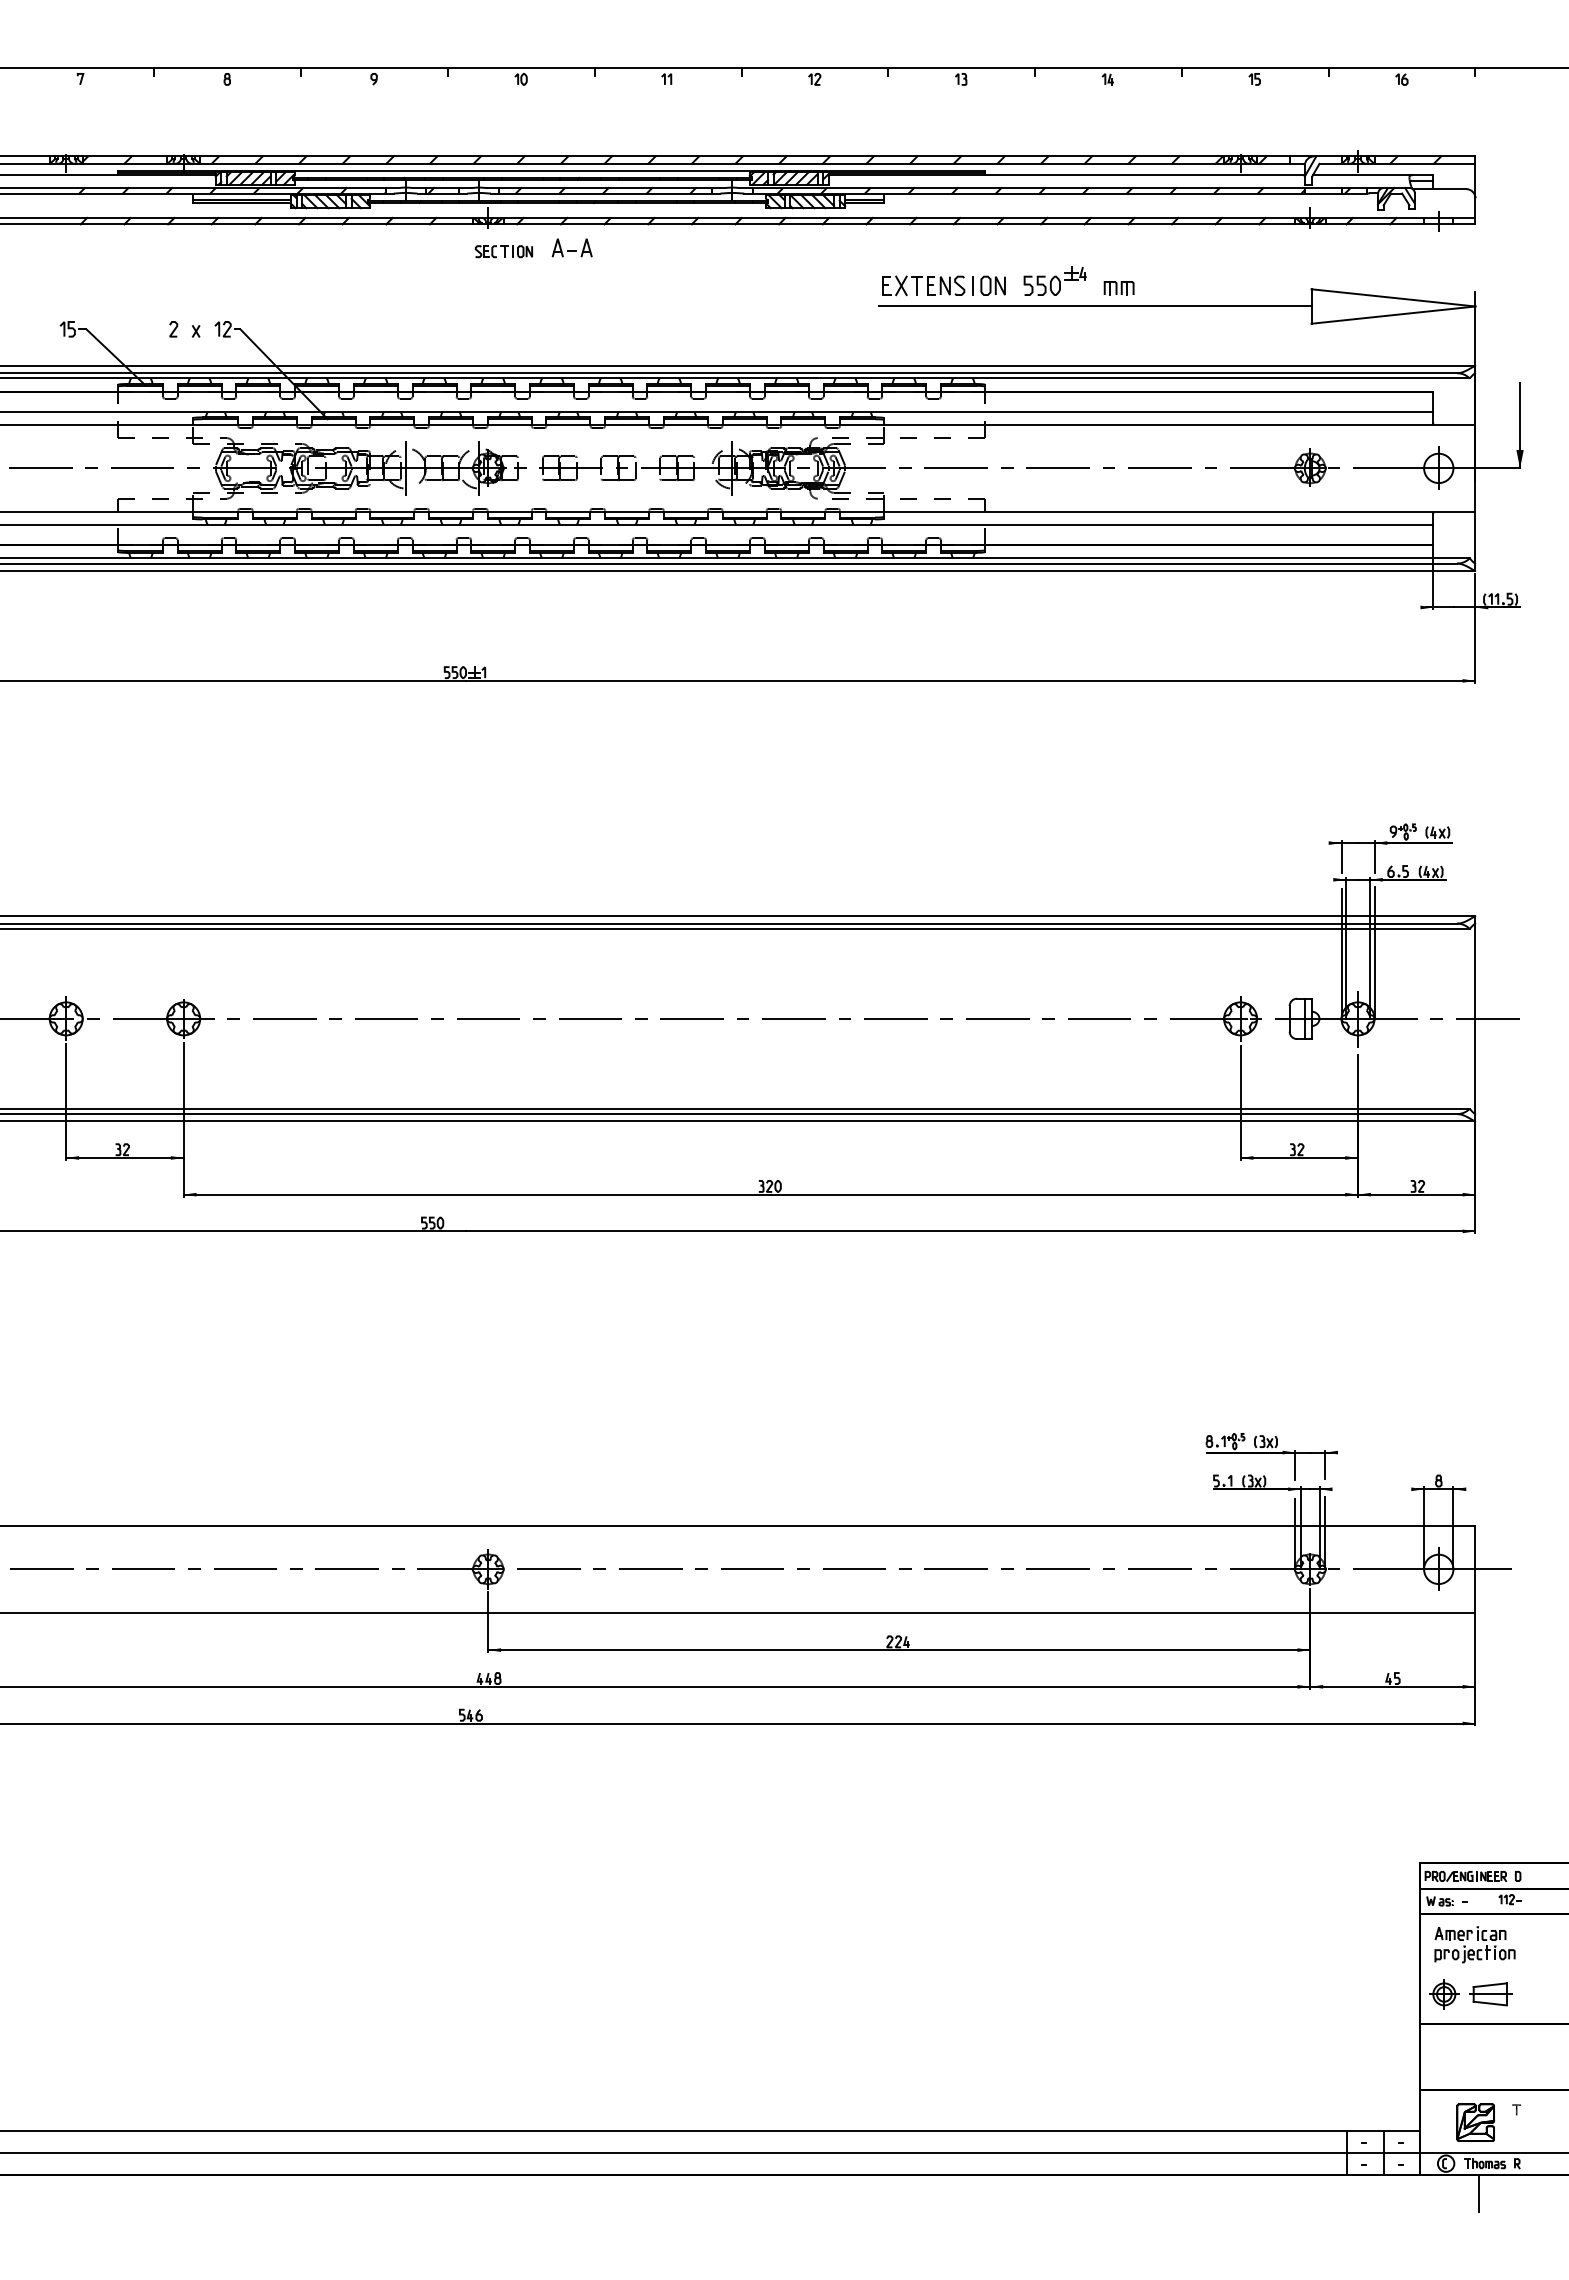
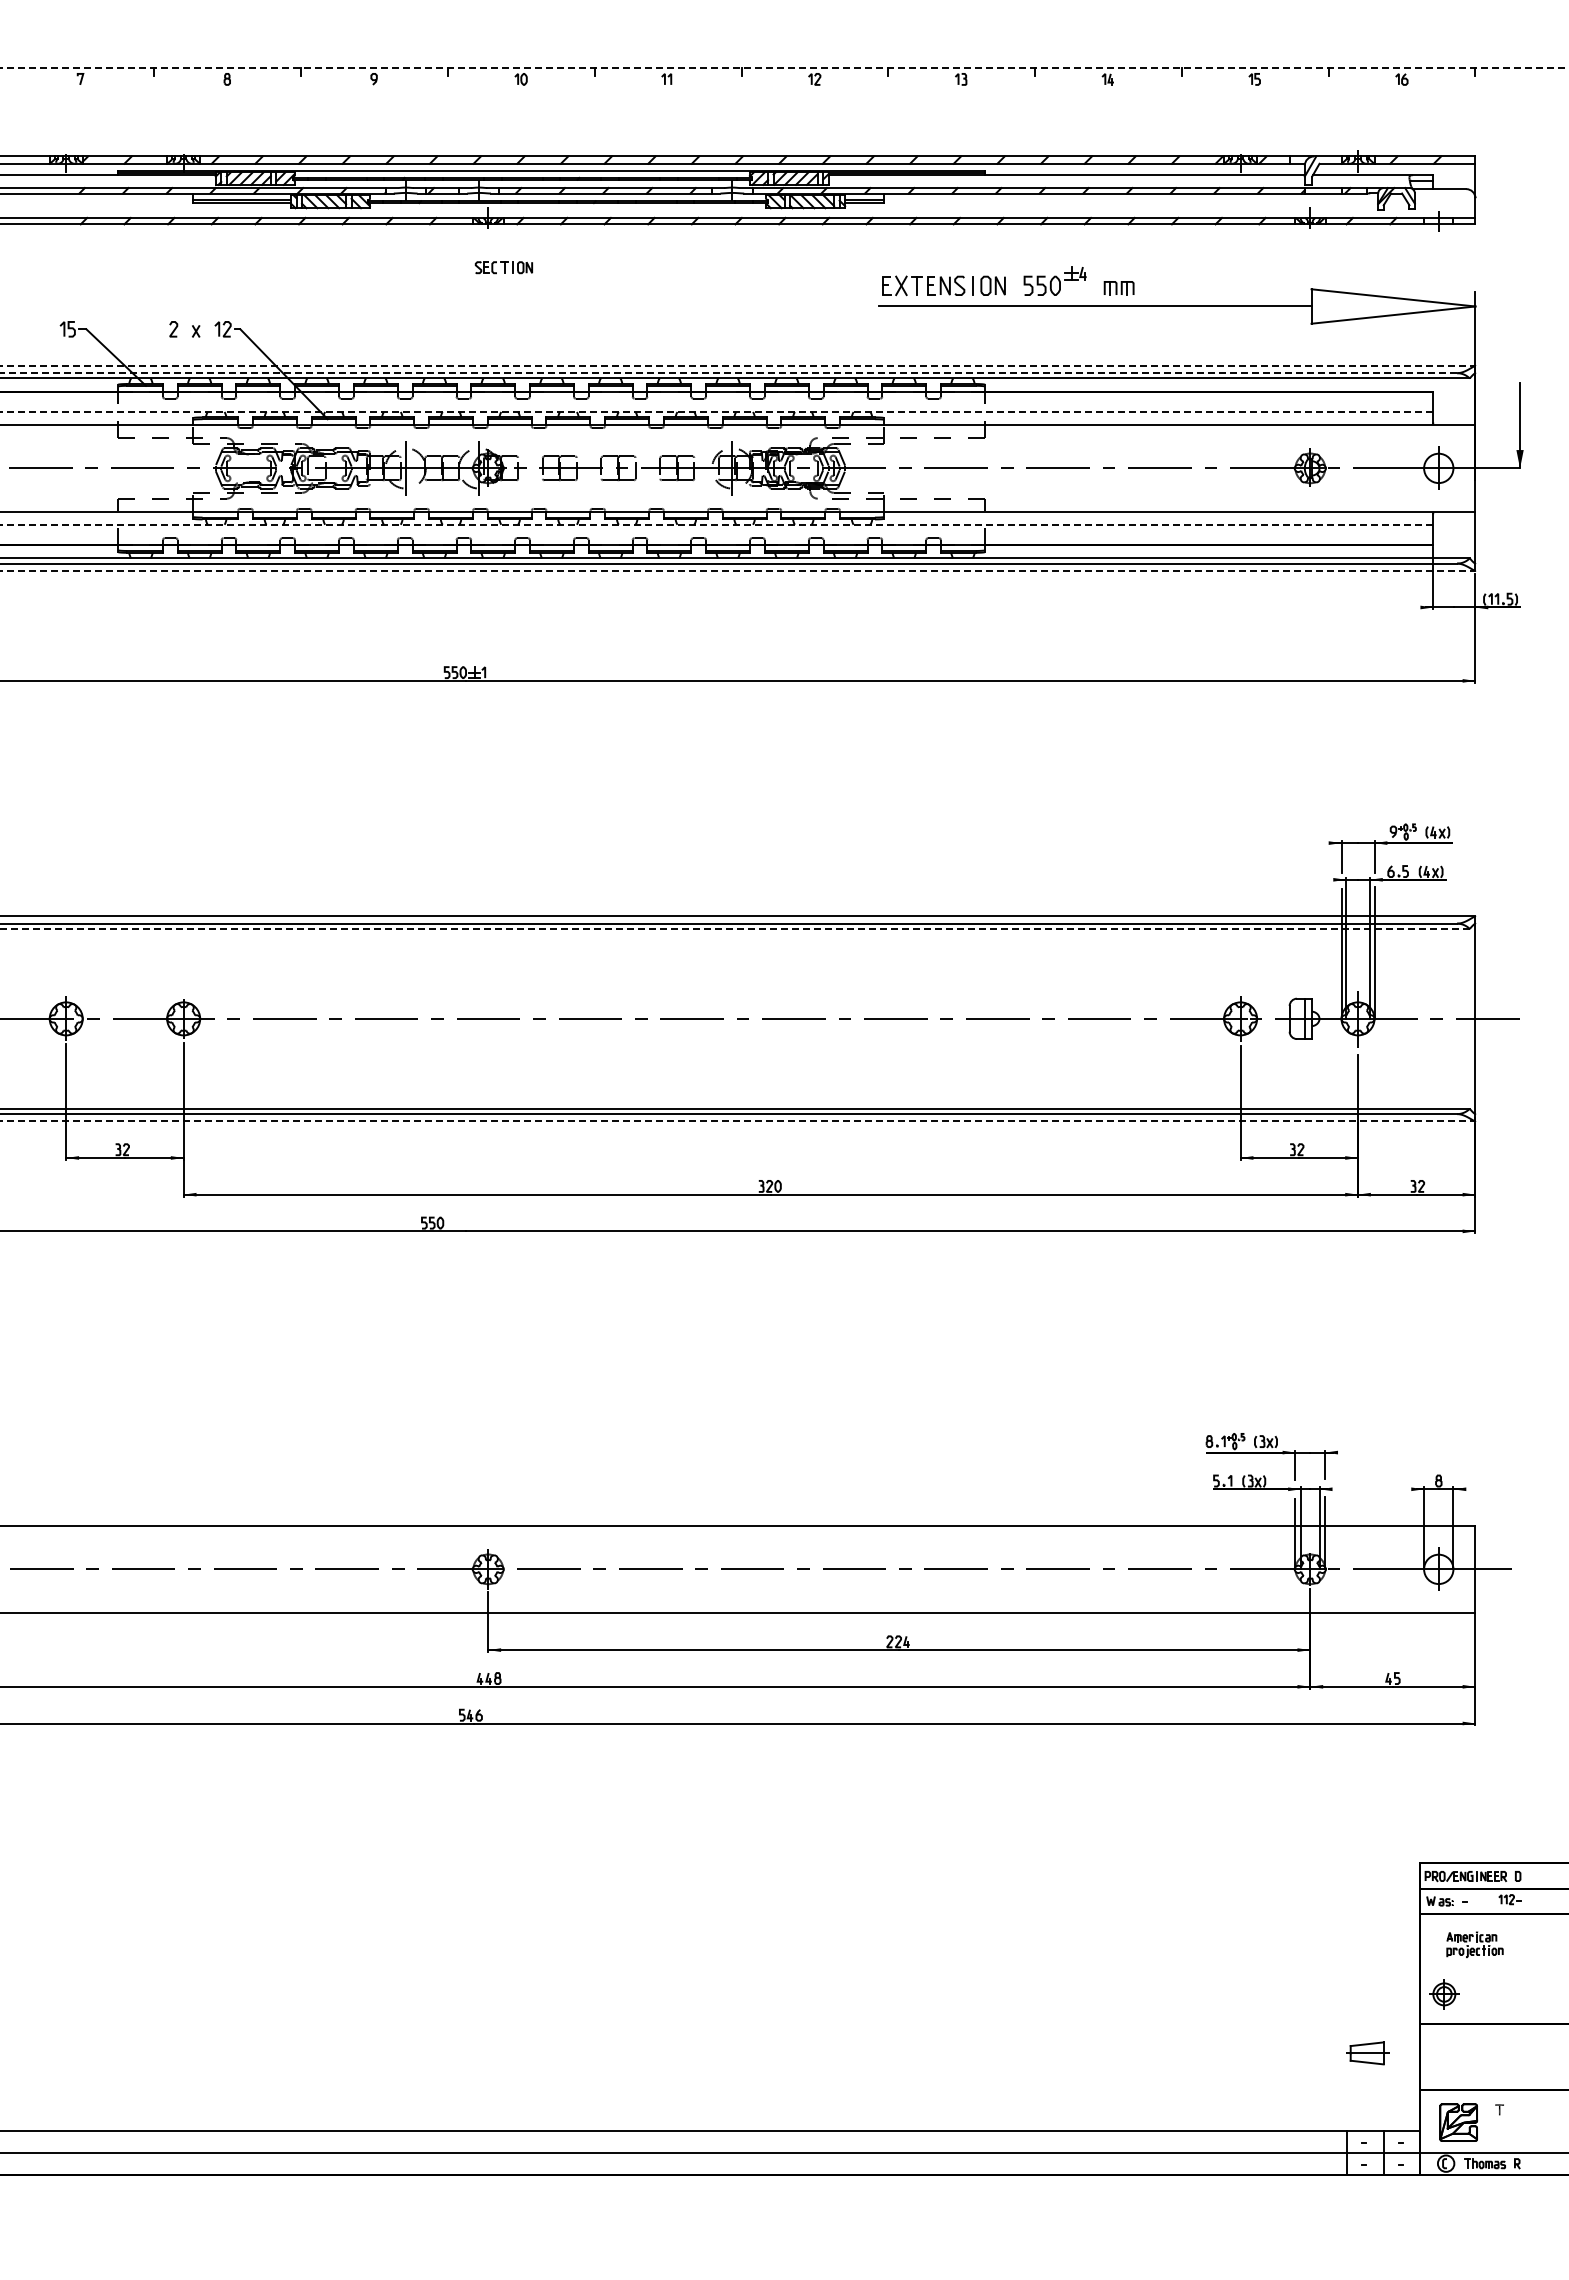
line: solid -> dashed (784, 68)
part: present -> none (571, 247)
part position: (503, 251) -> (503, 267) (503, 267)
line: solid -> dashed (738, 366)
line: solid -> dashed (728, 373)
line: solid -> dashed (716, 412)
line: solid -> dashed (716, 524)
line: solid -> dashed (738, 570)
line: solid -> dashed (735, 928)
line: solid -> dashed (738, 1121)
part size: 82x38 px -> 58x28 px (1474, 1944)
part position: (1490, 1994) -> (1367, 2053) (1367, 2053)
part position: (1488, 2122) -> (1471, 2122) (1471, 2122)
line: present -> none (1479, 2192)
